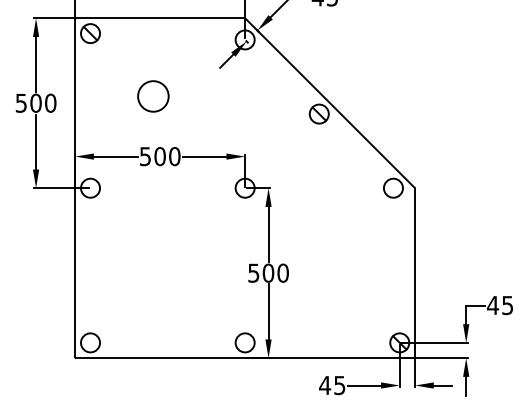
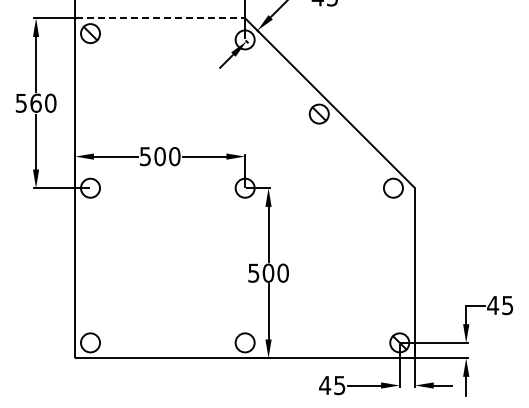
line: solid -> dashed (160, 18)
circle: present -> none (153, 96)
text: 500 -> 560 (35, 102)
